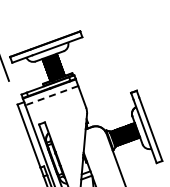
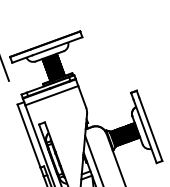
line: dashed -> solid (51, 95)
line: none -> present (93, 159)
